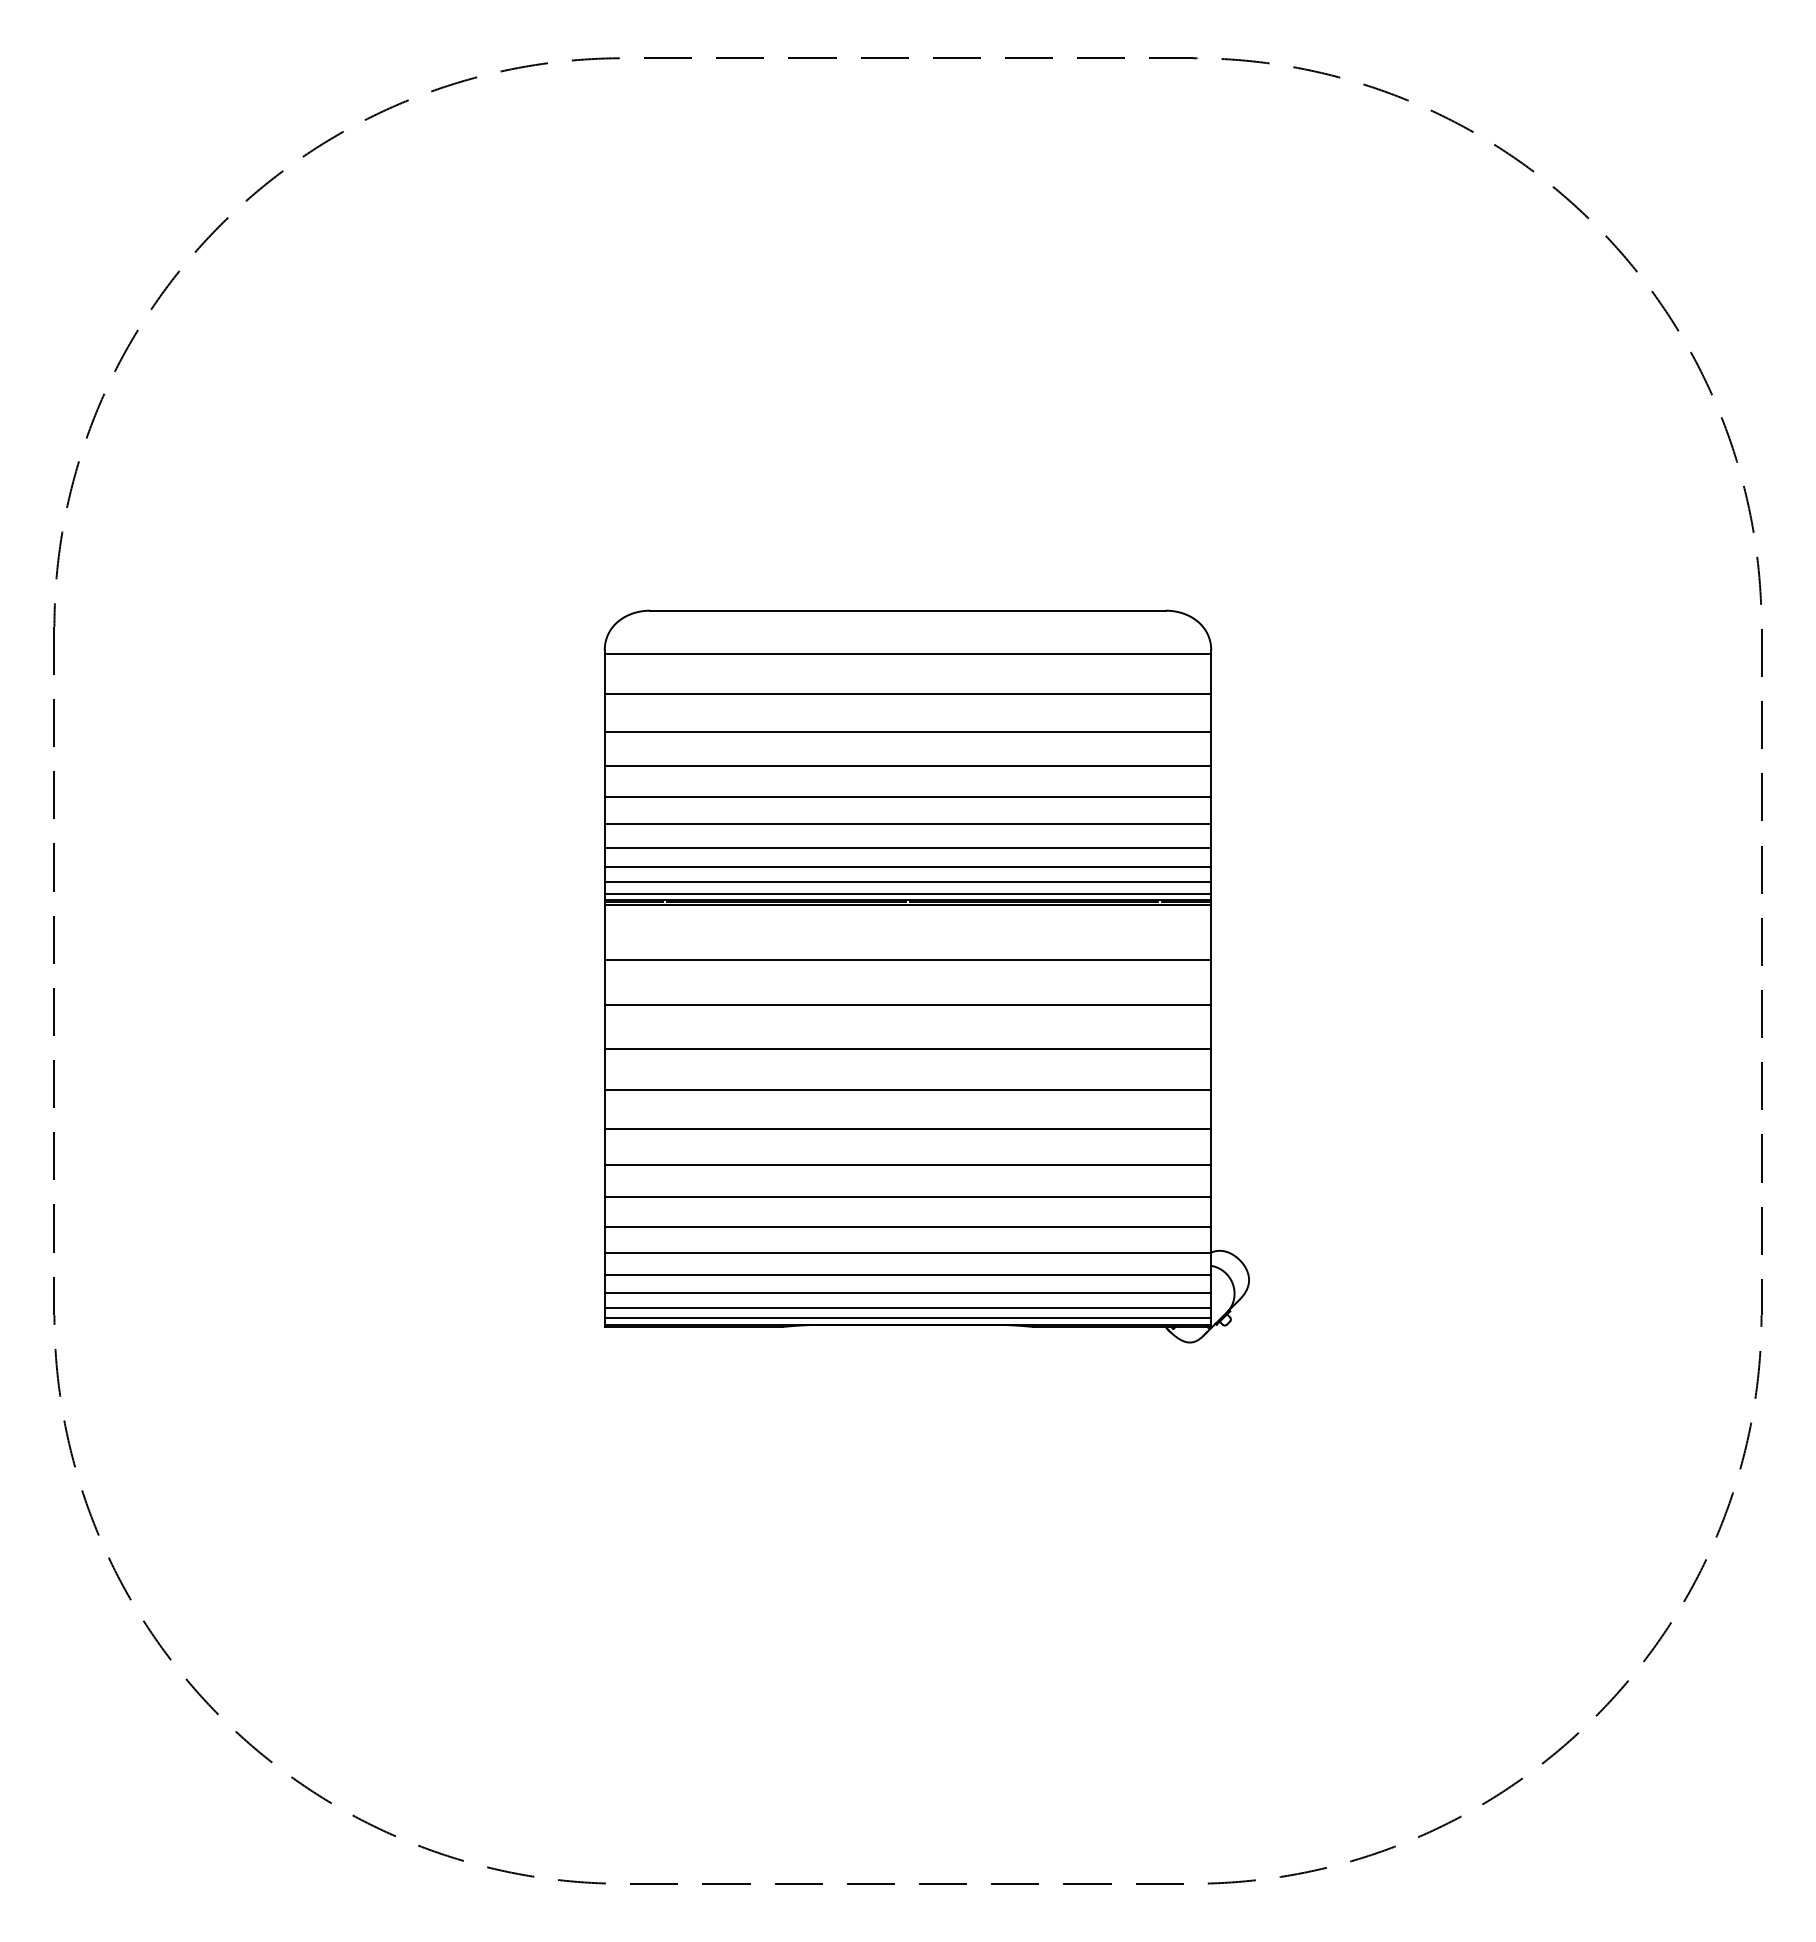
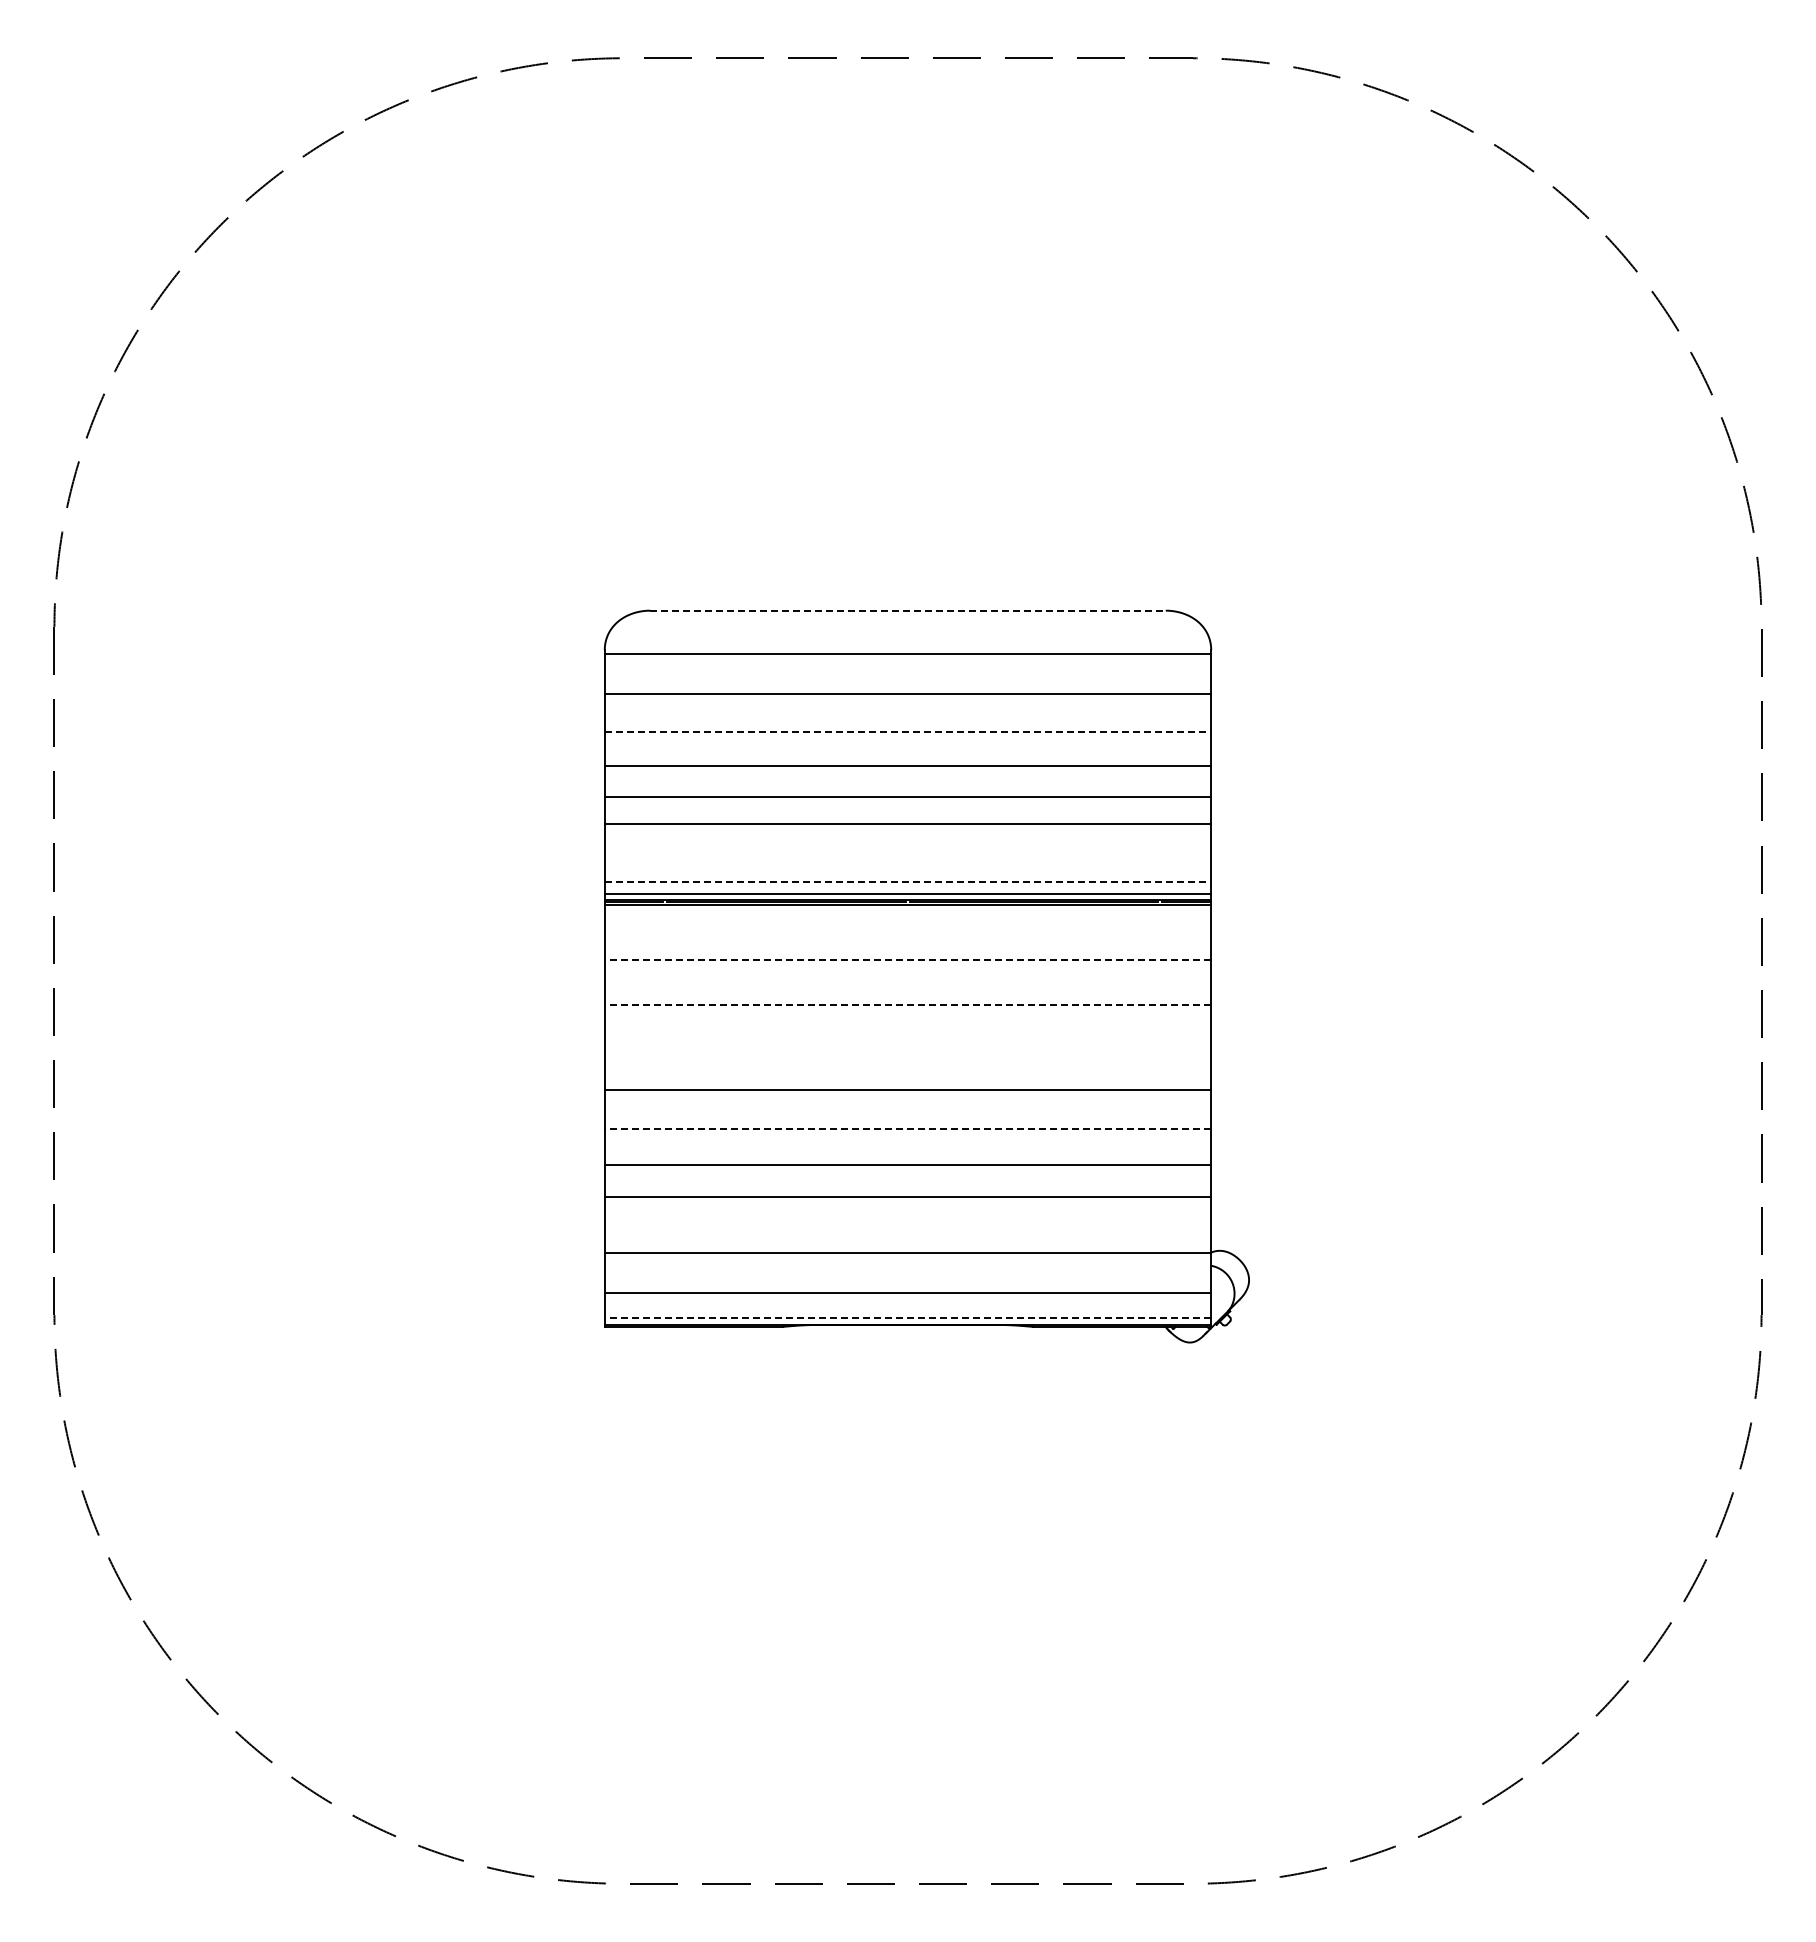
line: solid -> dashed (908, 610)
line: solid -> dashed (908, 731)
line: present -> none (907, 847)
line: present -> none (907, 867)
line: solid -> dashed (908, 882)
line: solid -> dashed (907, 959)
line: solid -> dashed (907, 1005)
line: present -> none (907, 1049)
line: solid -> dashed (907, 1128)
line: present -> none (907, 1226)
line: present -> none (907, 1274)
line: present -> none (907, 1307)
line: solid -> dashed (907, 1318)
